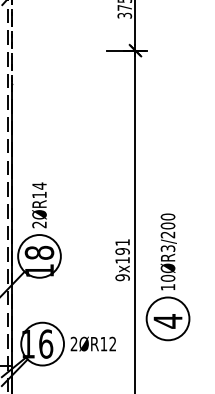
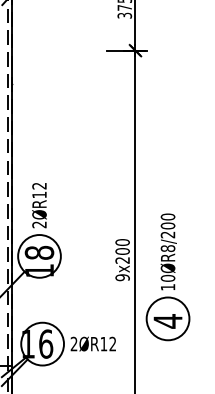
line: dashed -> solid (12, 41)
text: 2ØR14 -> 2ØR12 (39, 185)
text: 10ØR3/200 -> 10ØR8/200 (167, 248)
text: 9x191 -> 9x200 (122, 251)
